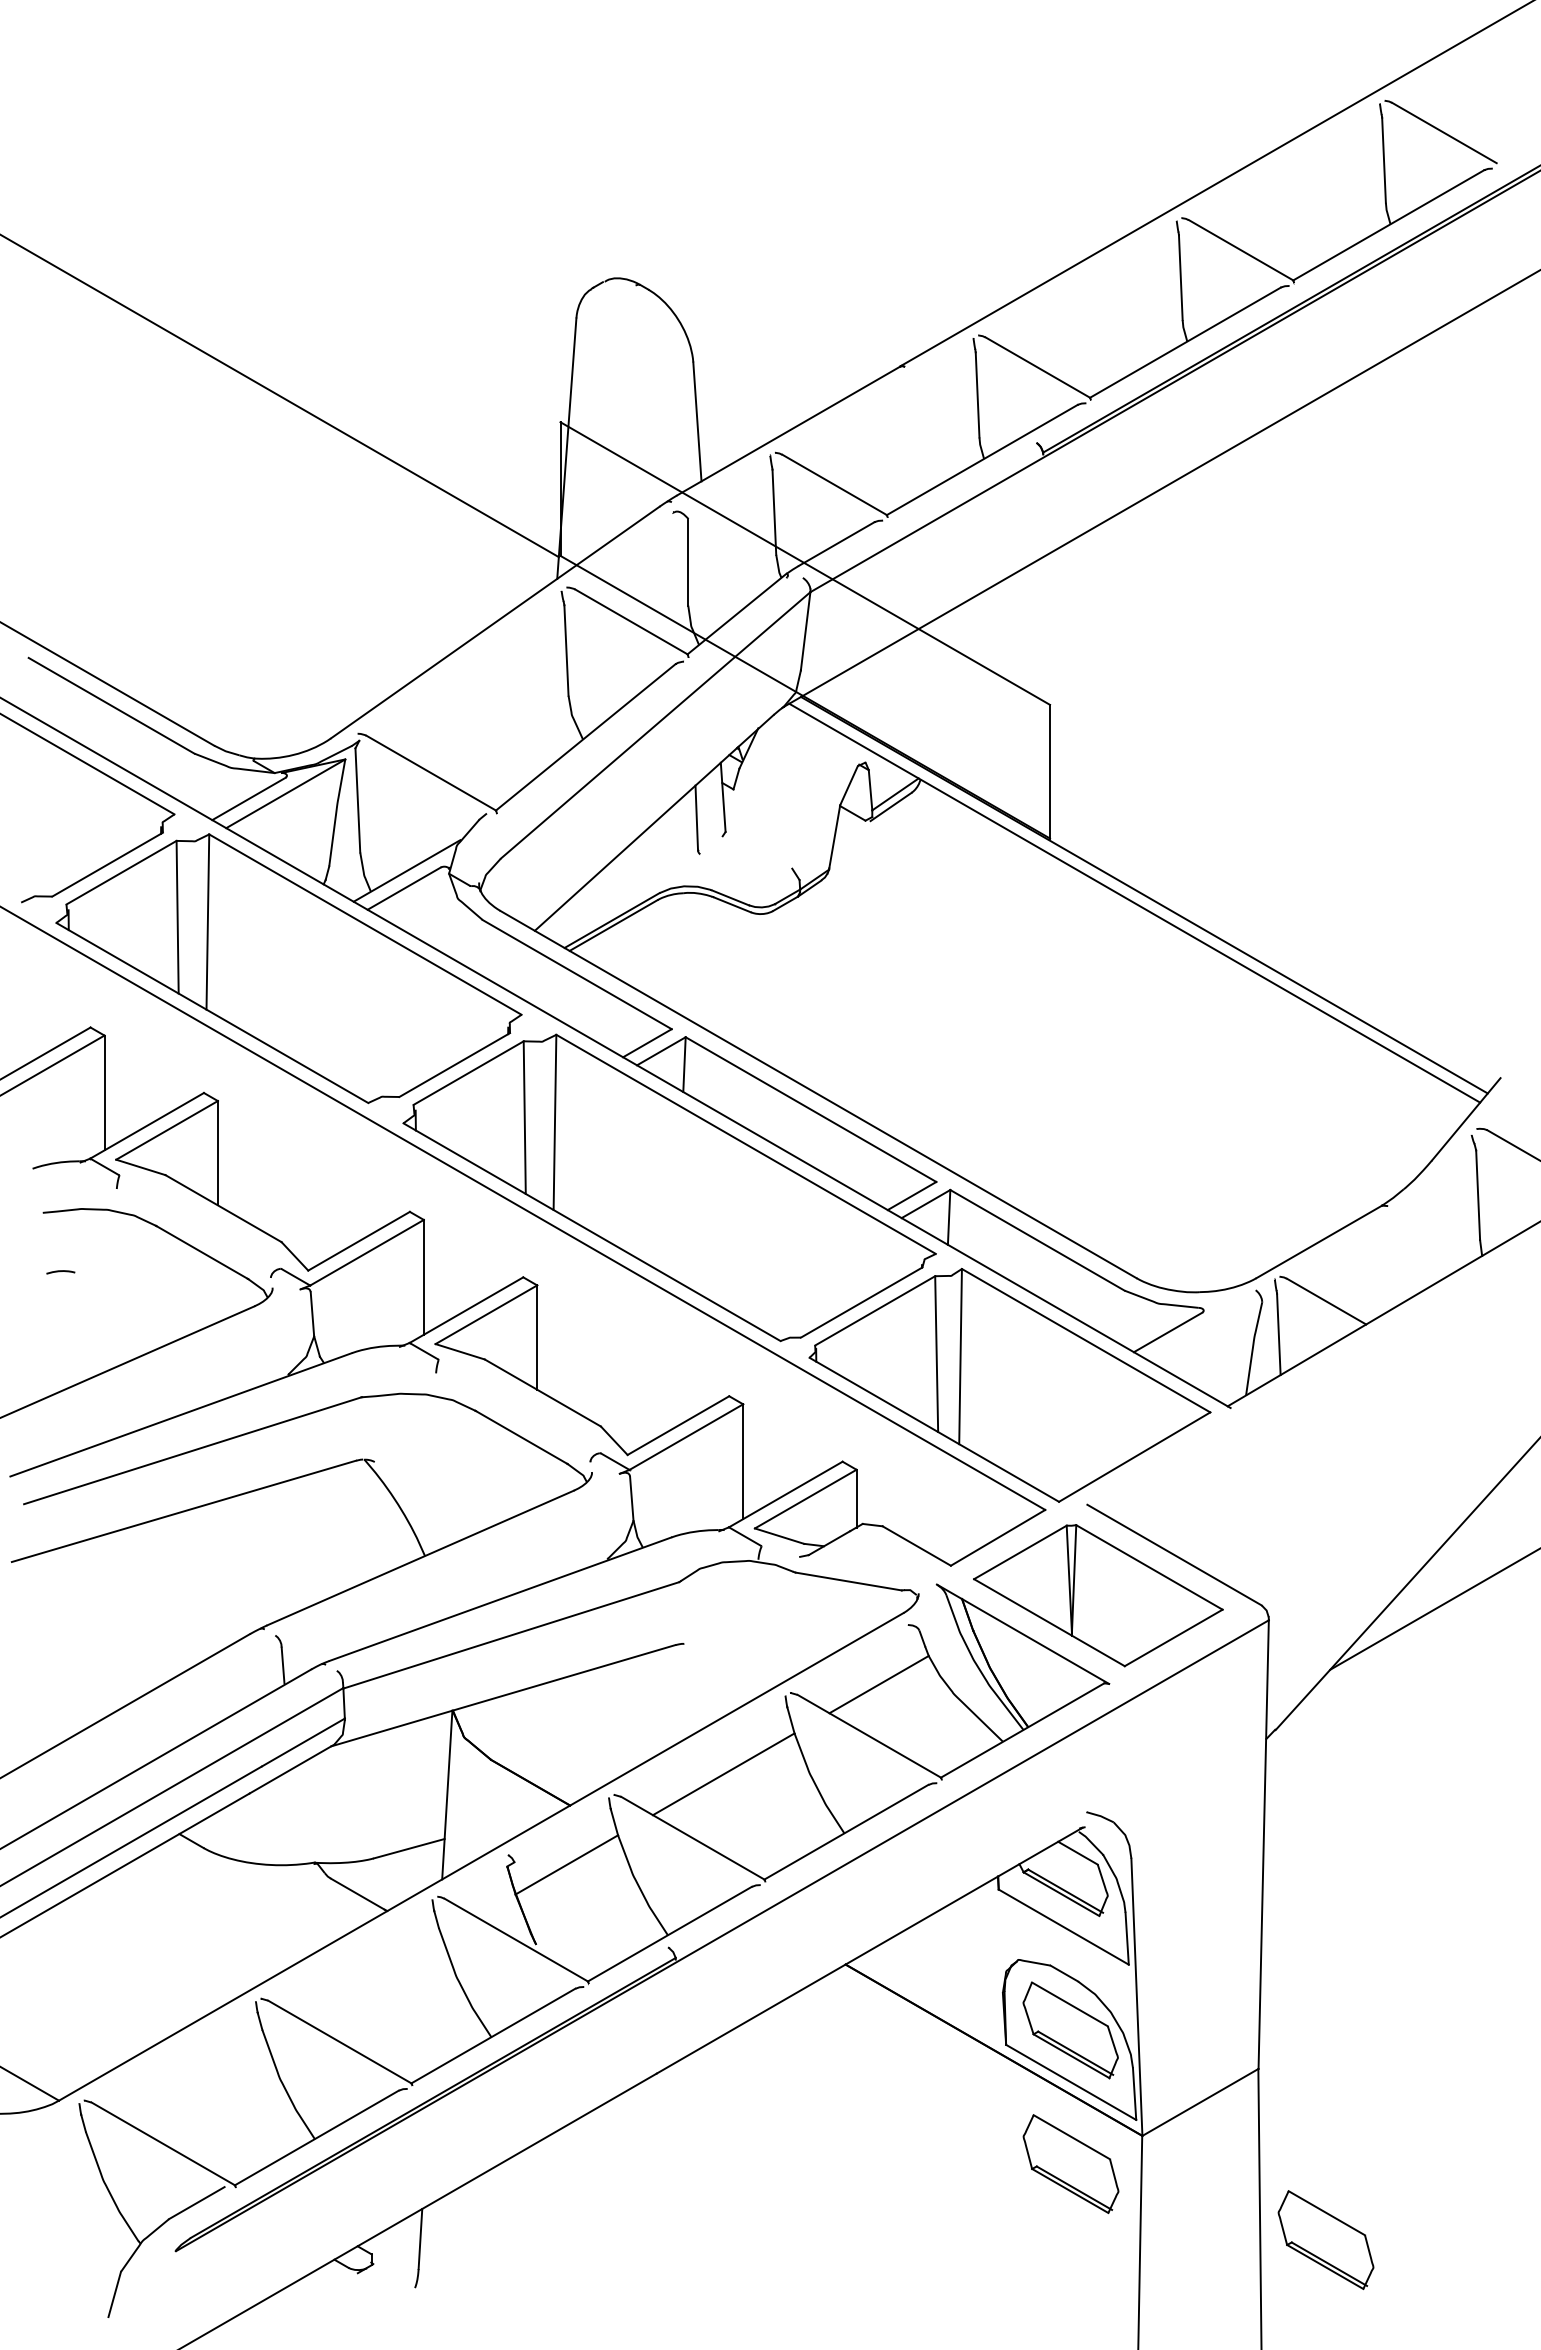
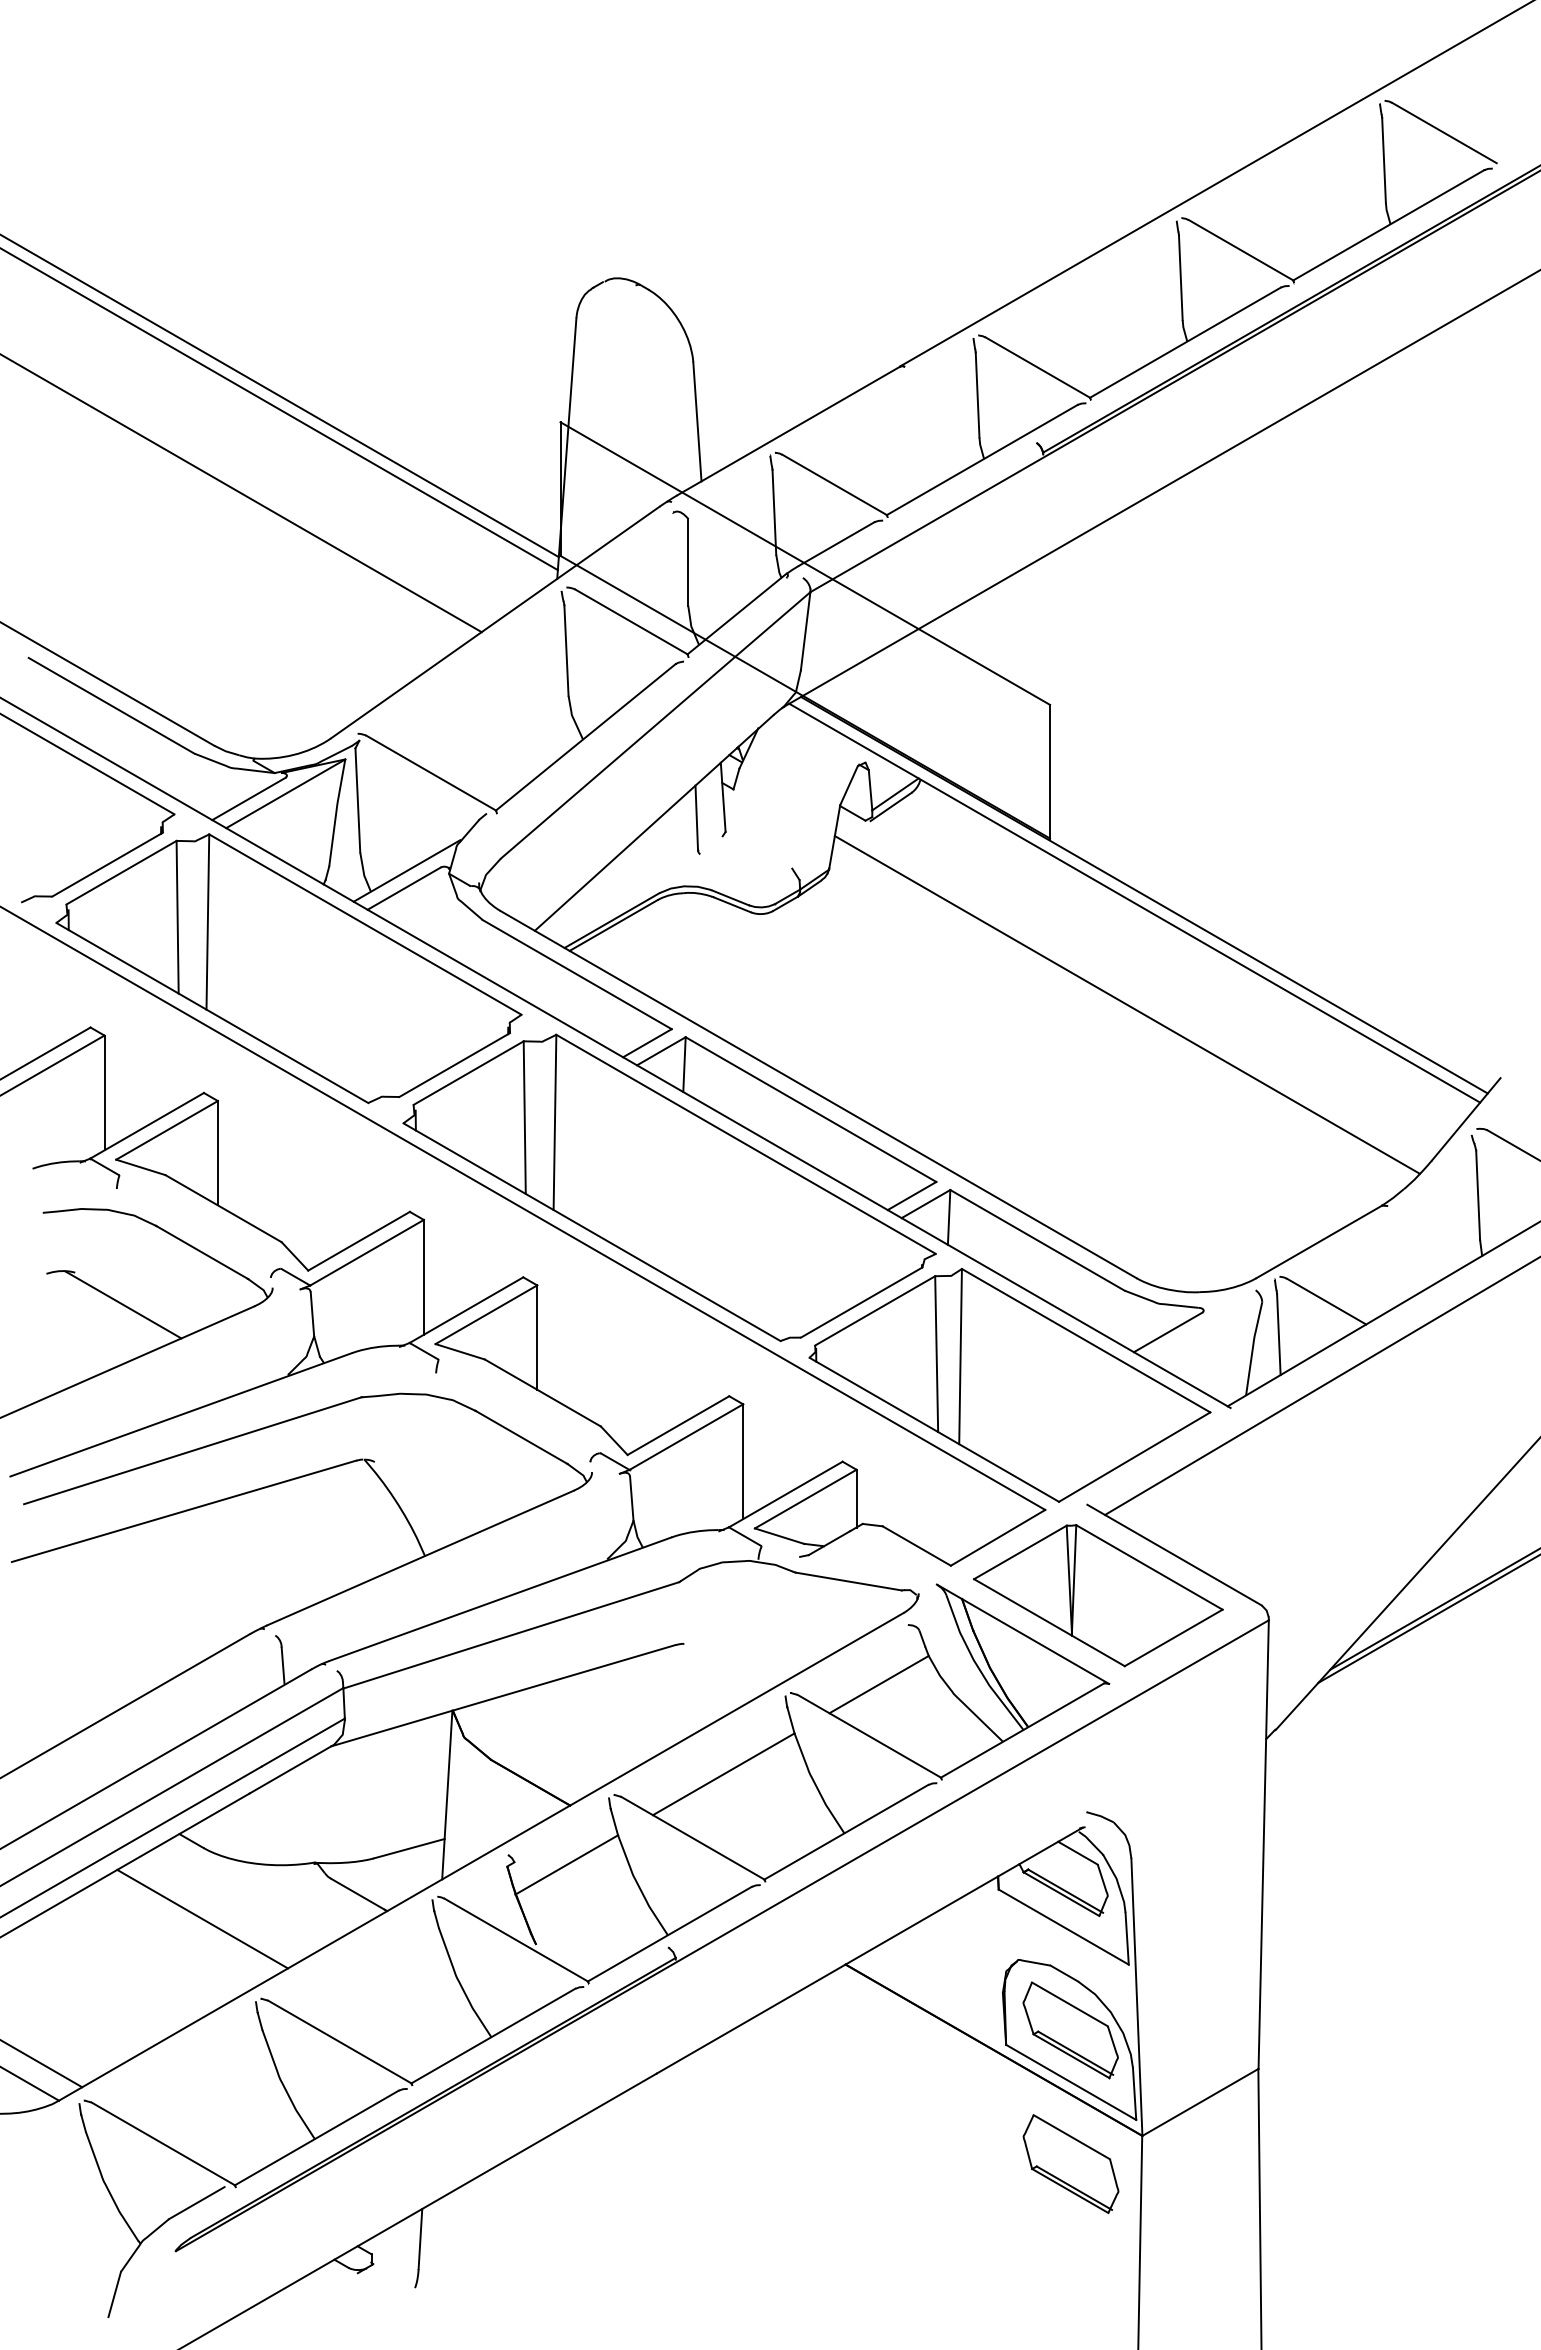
line: none -> present (279, 409)
line: none -> present (241, 493)
line: none -> present (1126, 1004)
line: none -> present (123, 1304)
line: none -> present (1321, 1386)
line: none -> present (1427, 1619)
line: none -> present (202, 1918)
line: none -> present (42, 2064)
part: present -> none (1325, 2239)
